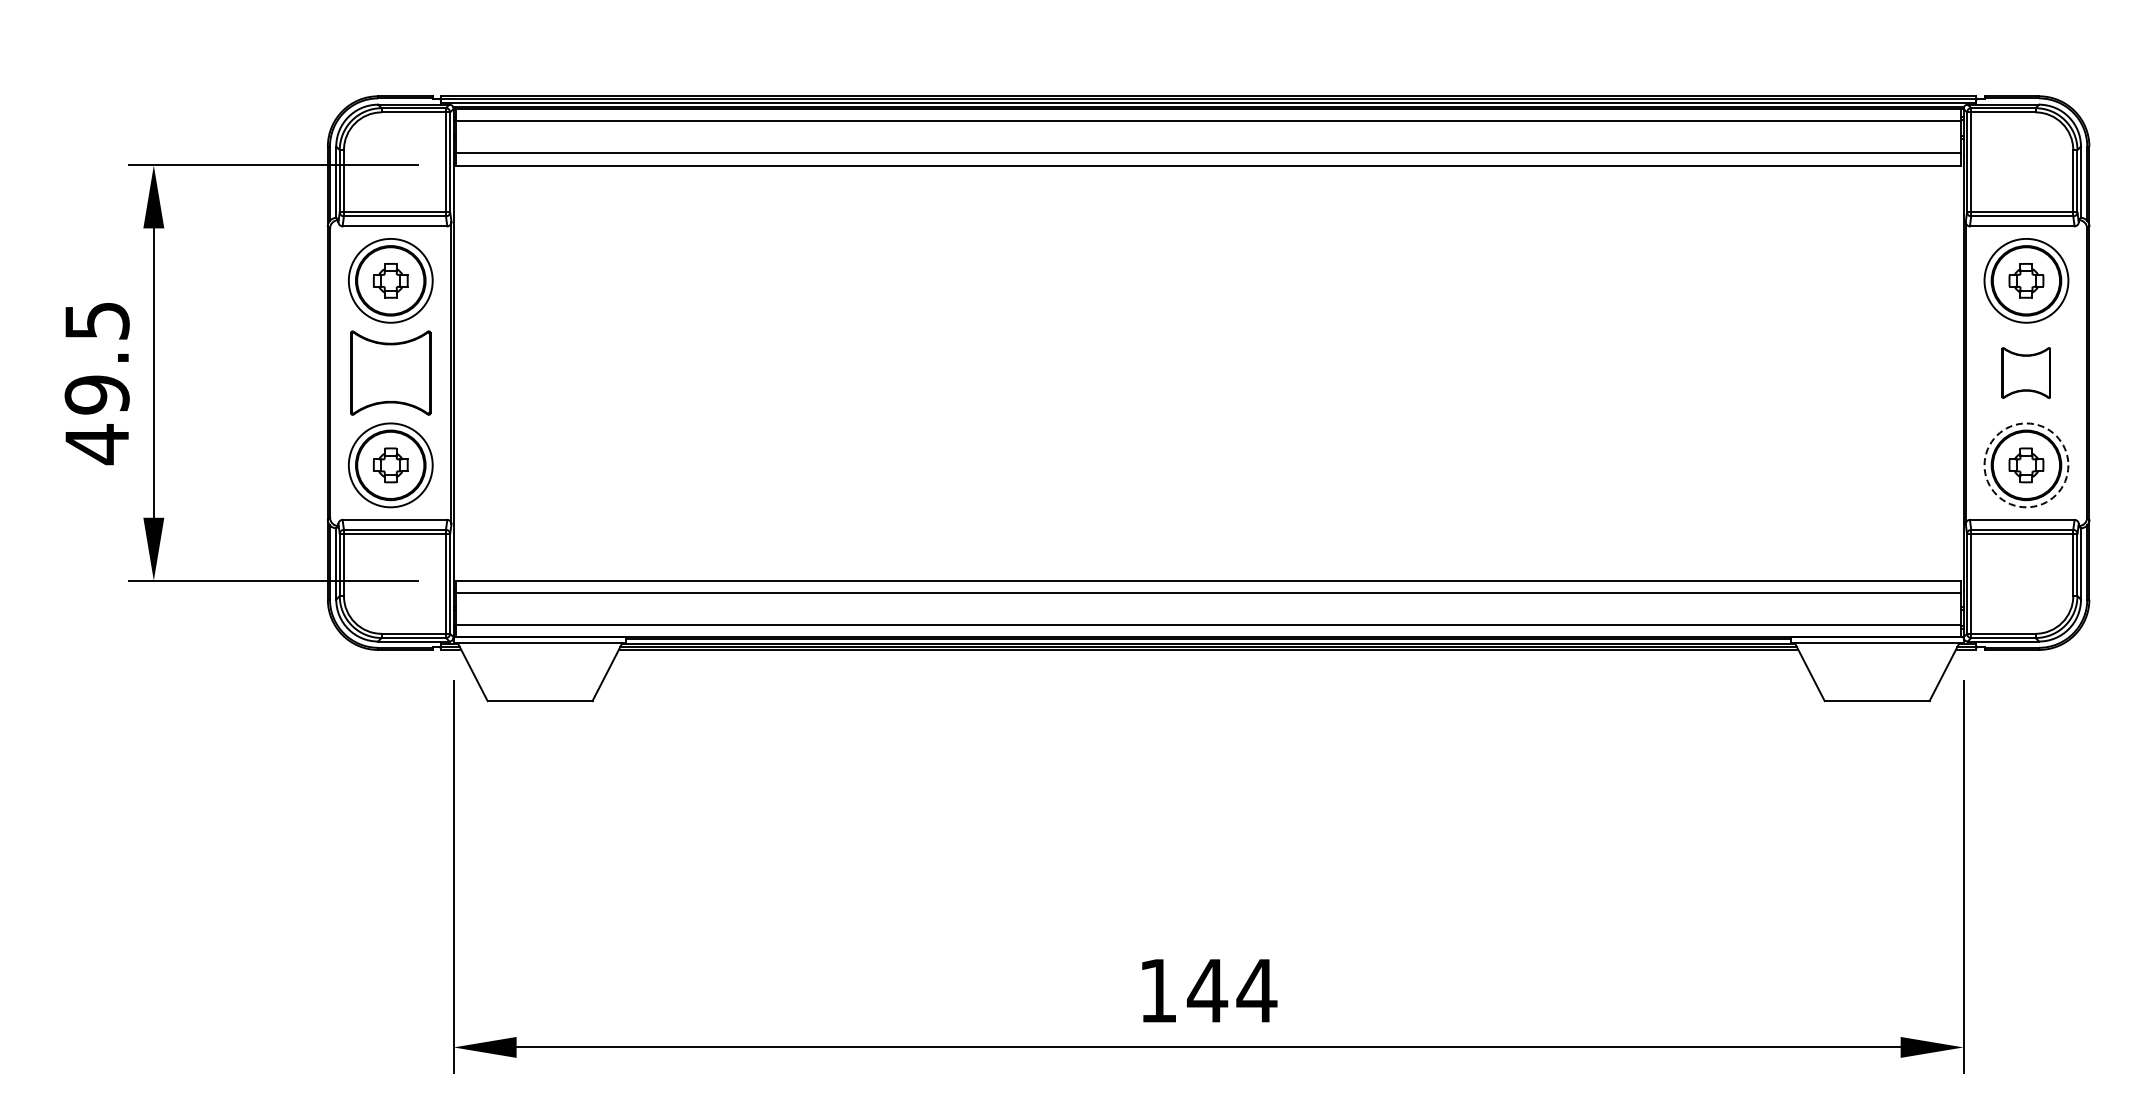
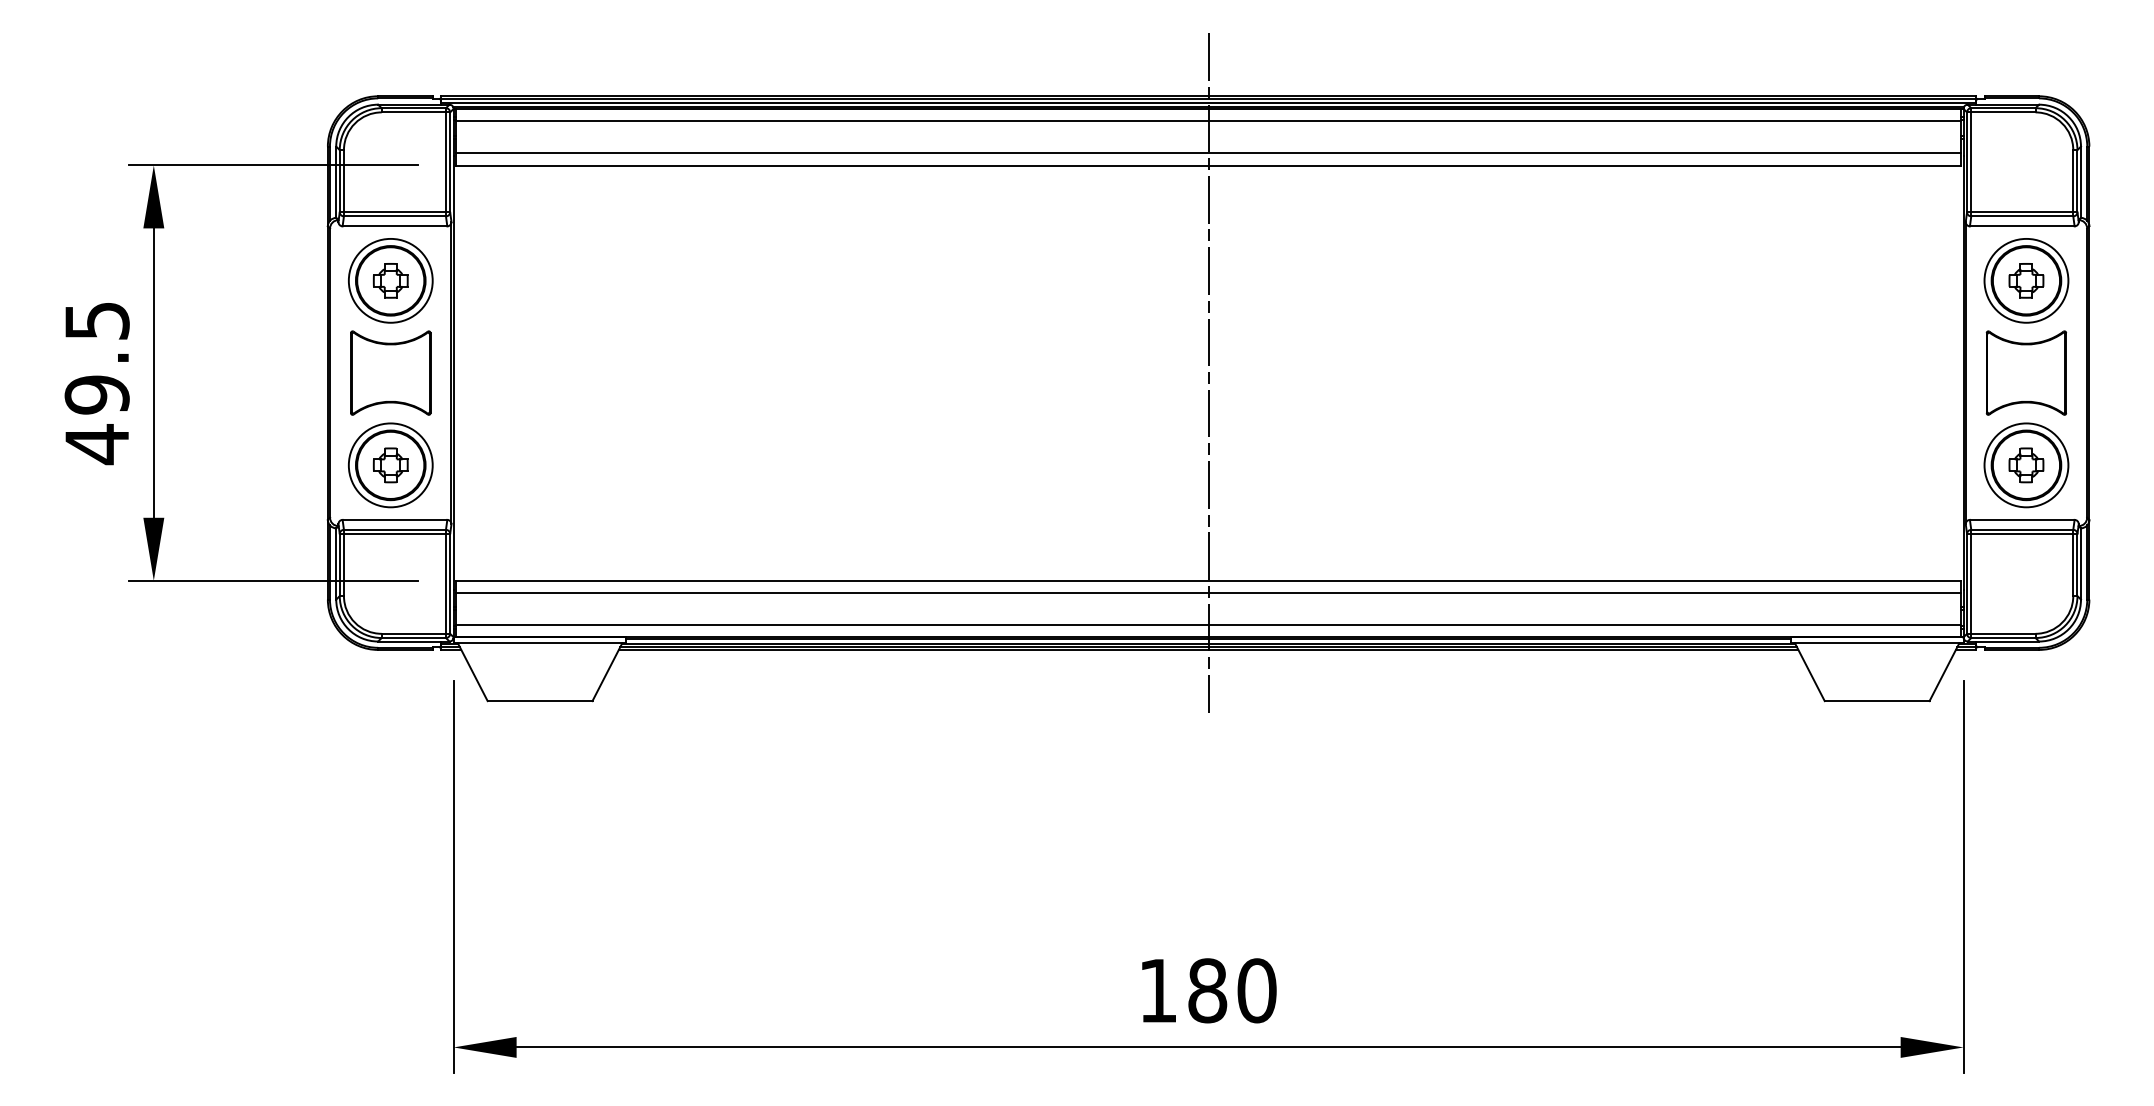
line: none -> present (1208, 372)
part size: 50x52 px -> 82x86 px (2025, 372)
circle: dashed -> solid (2026, 465)
text: 144 -> 180 (1232, 990)
